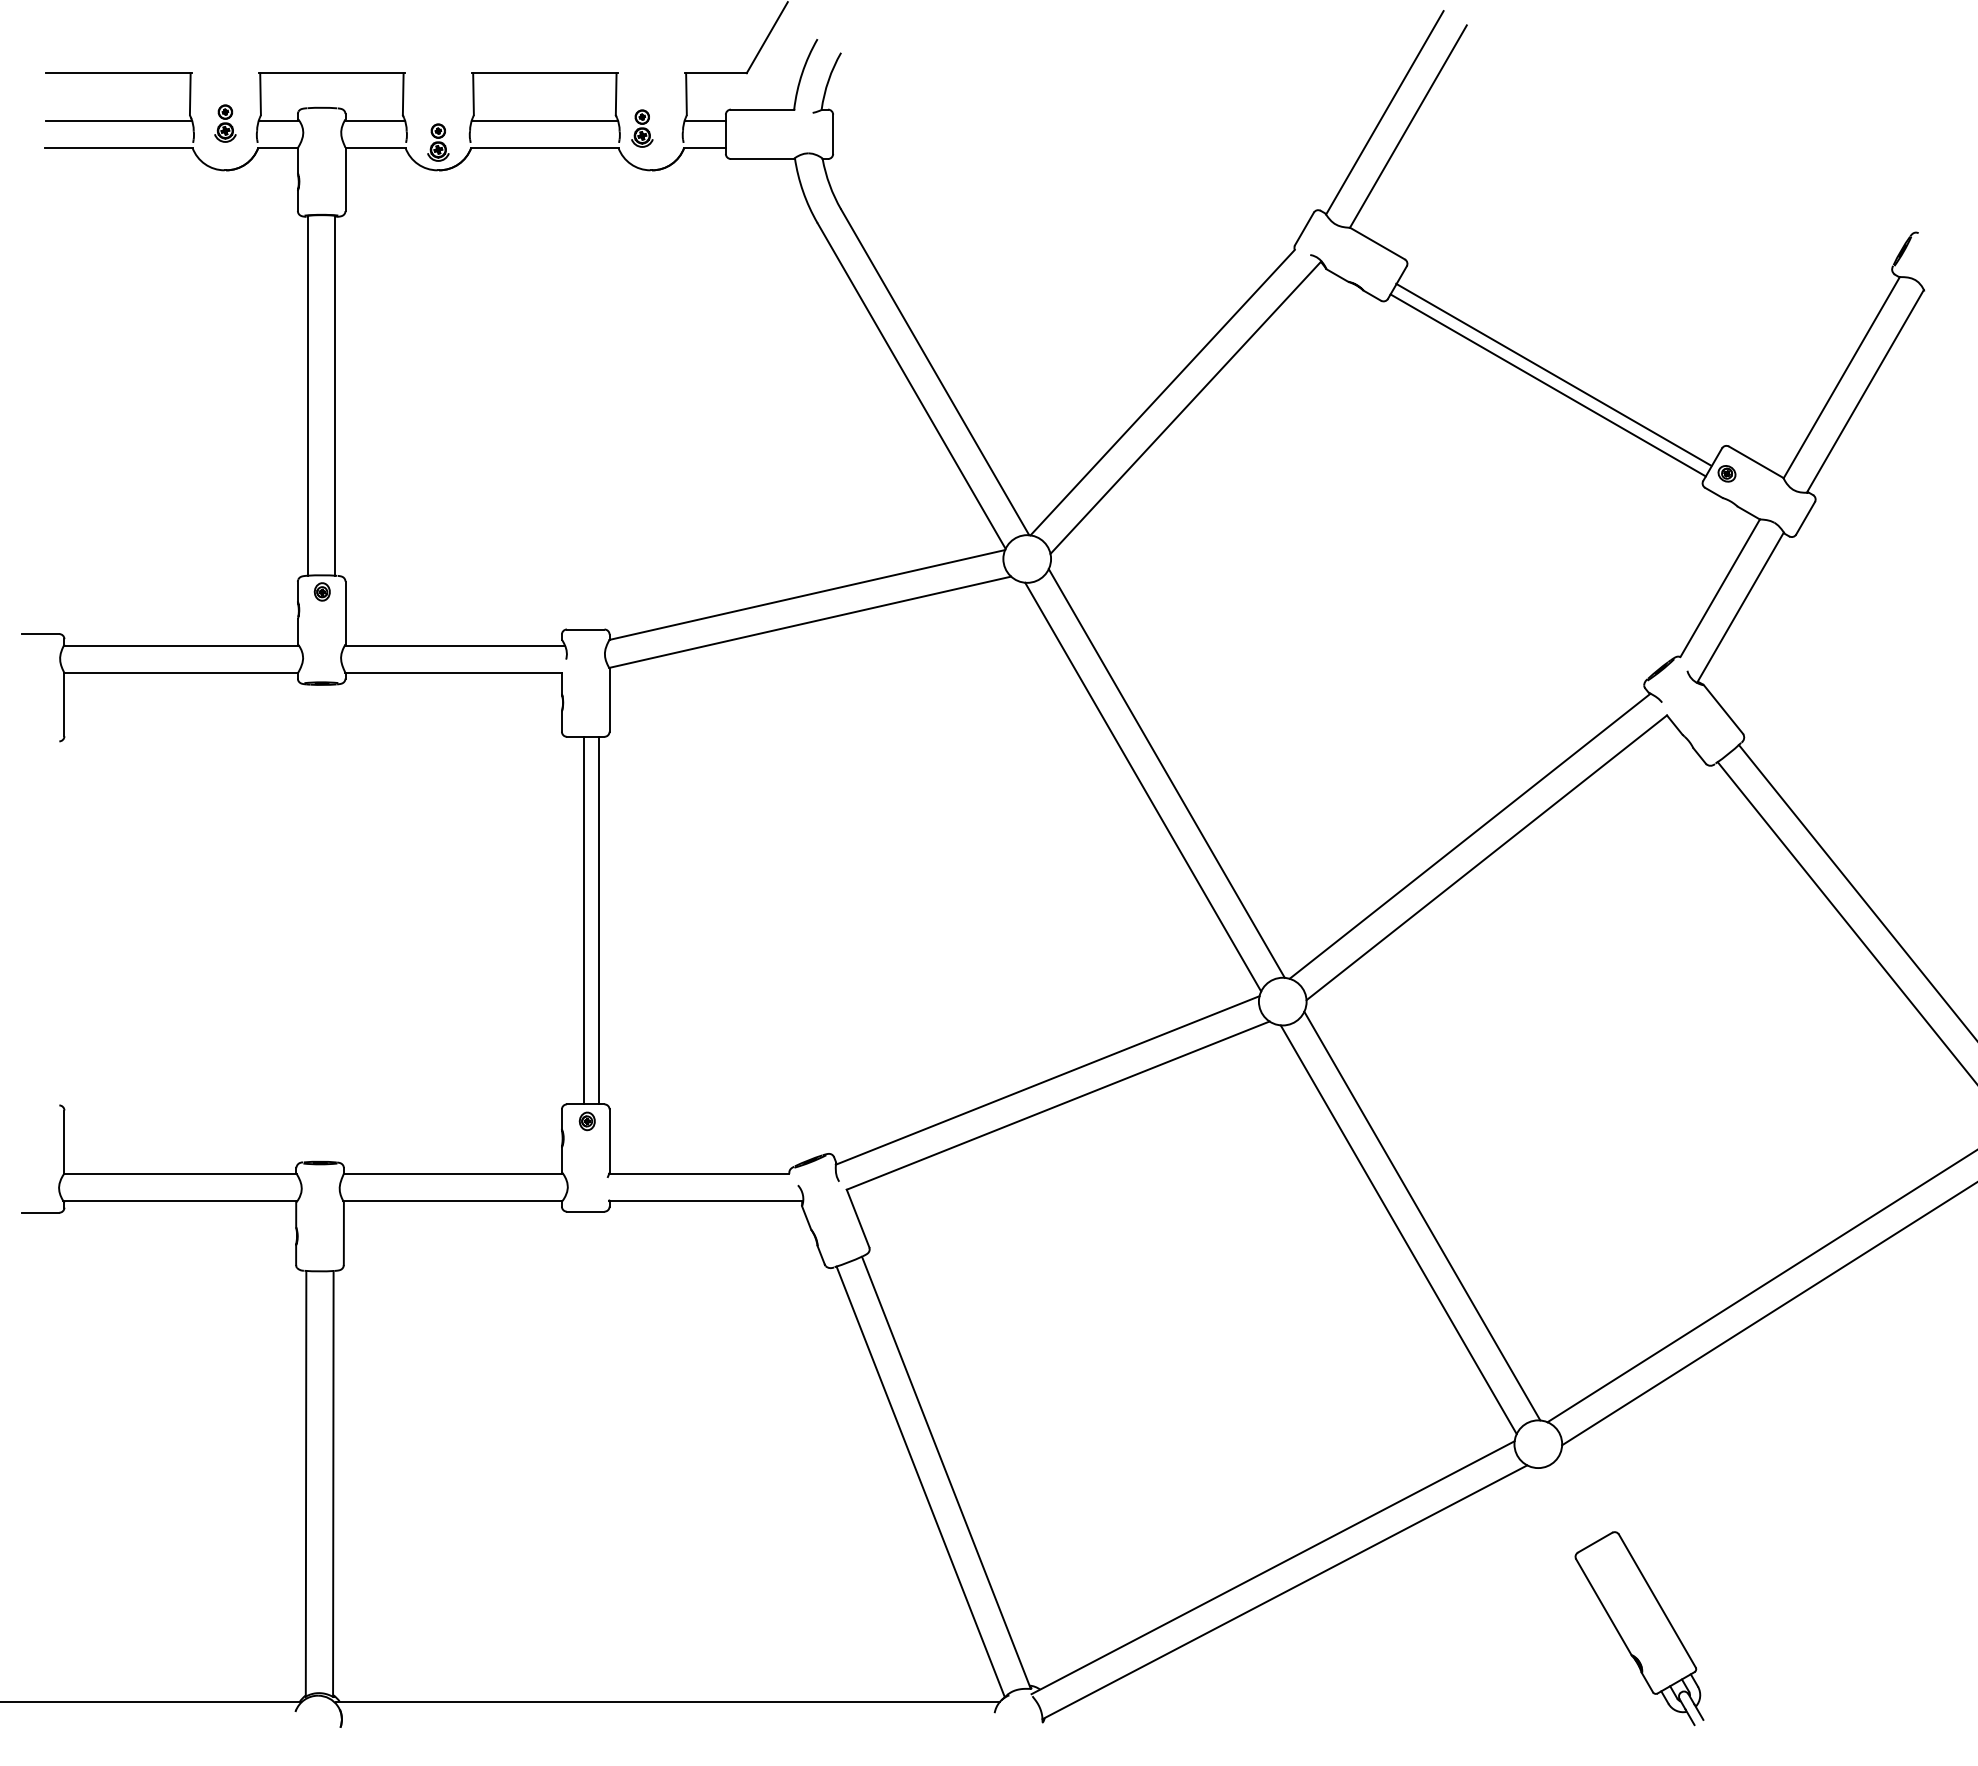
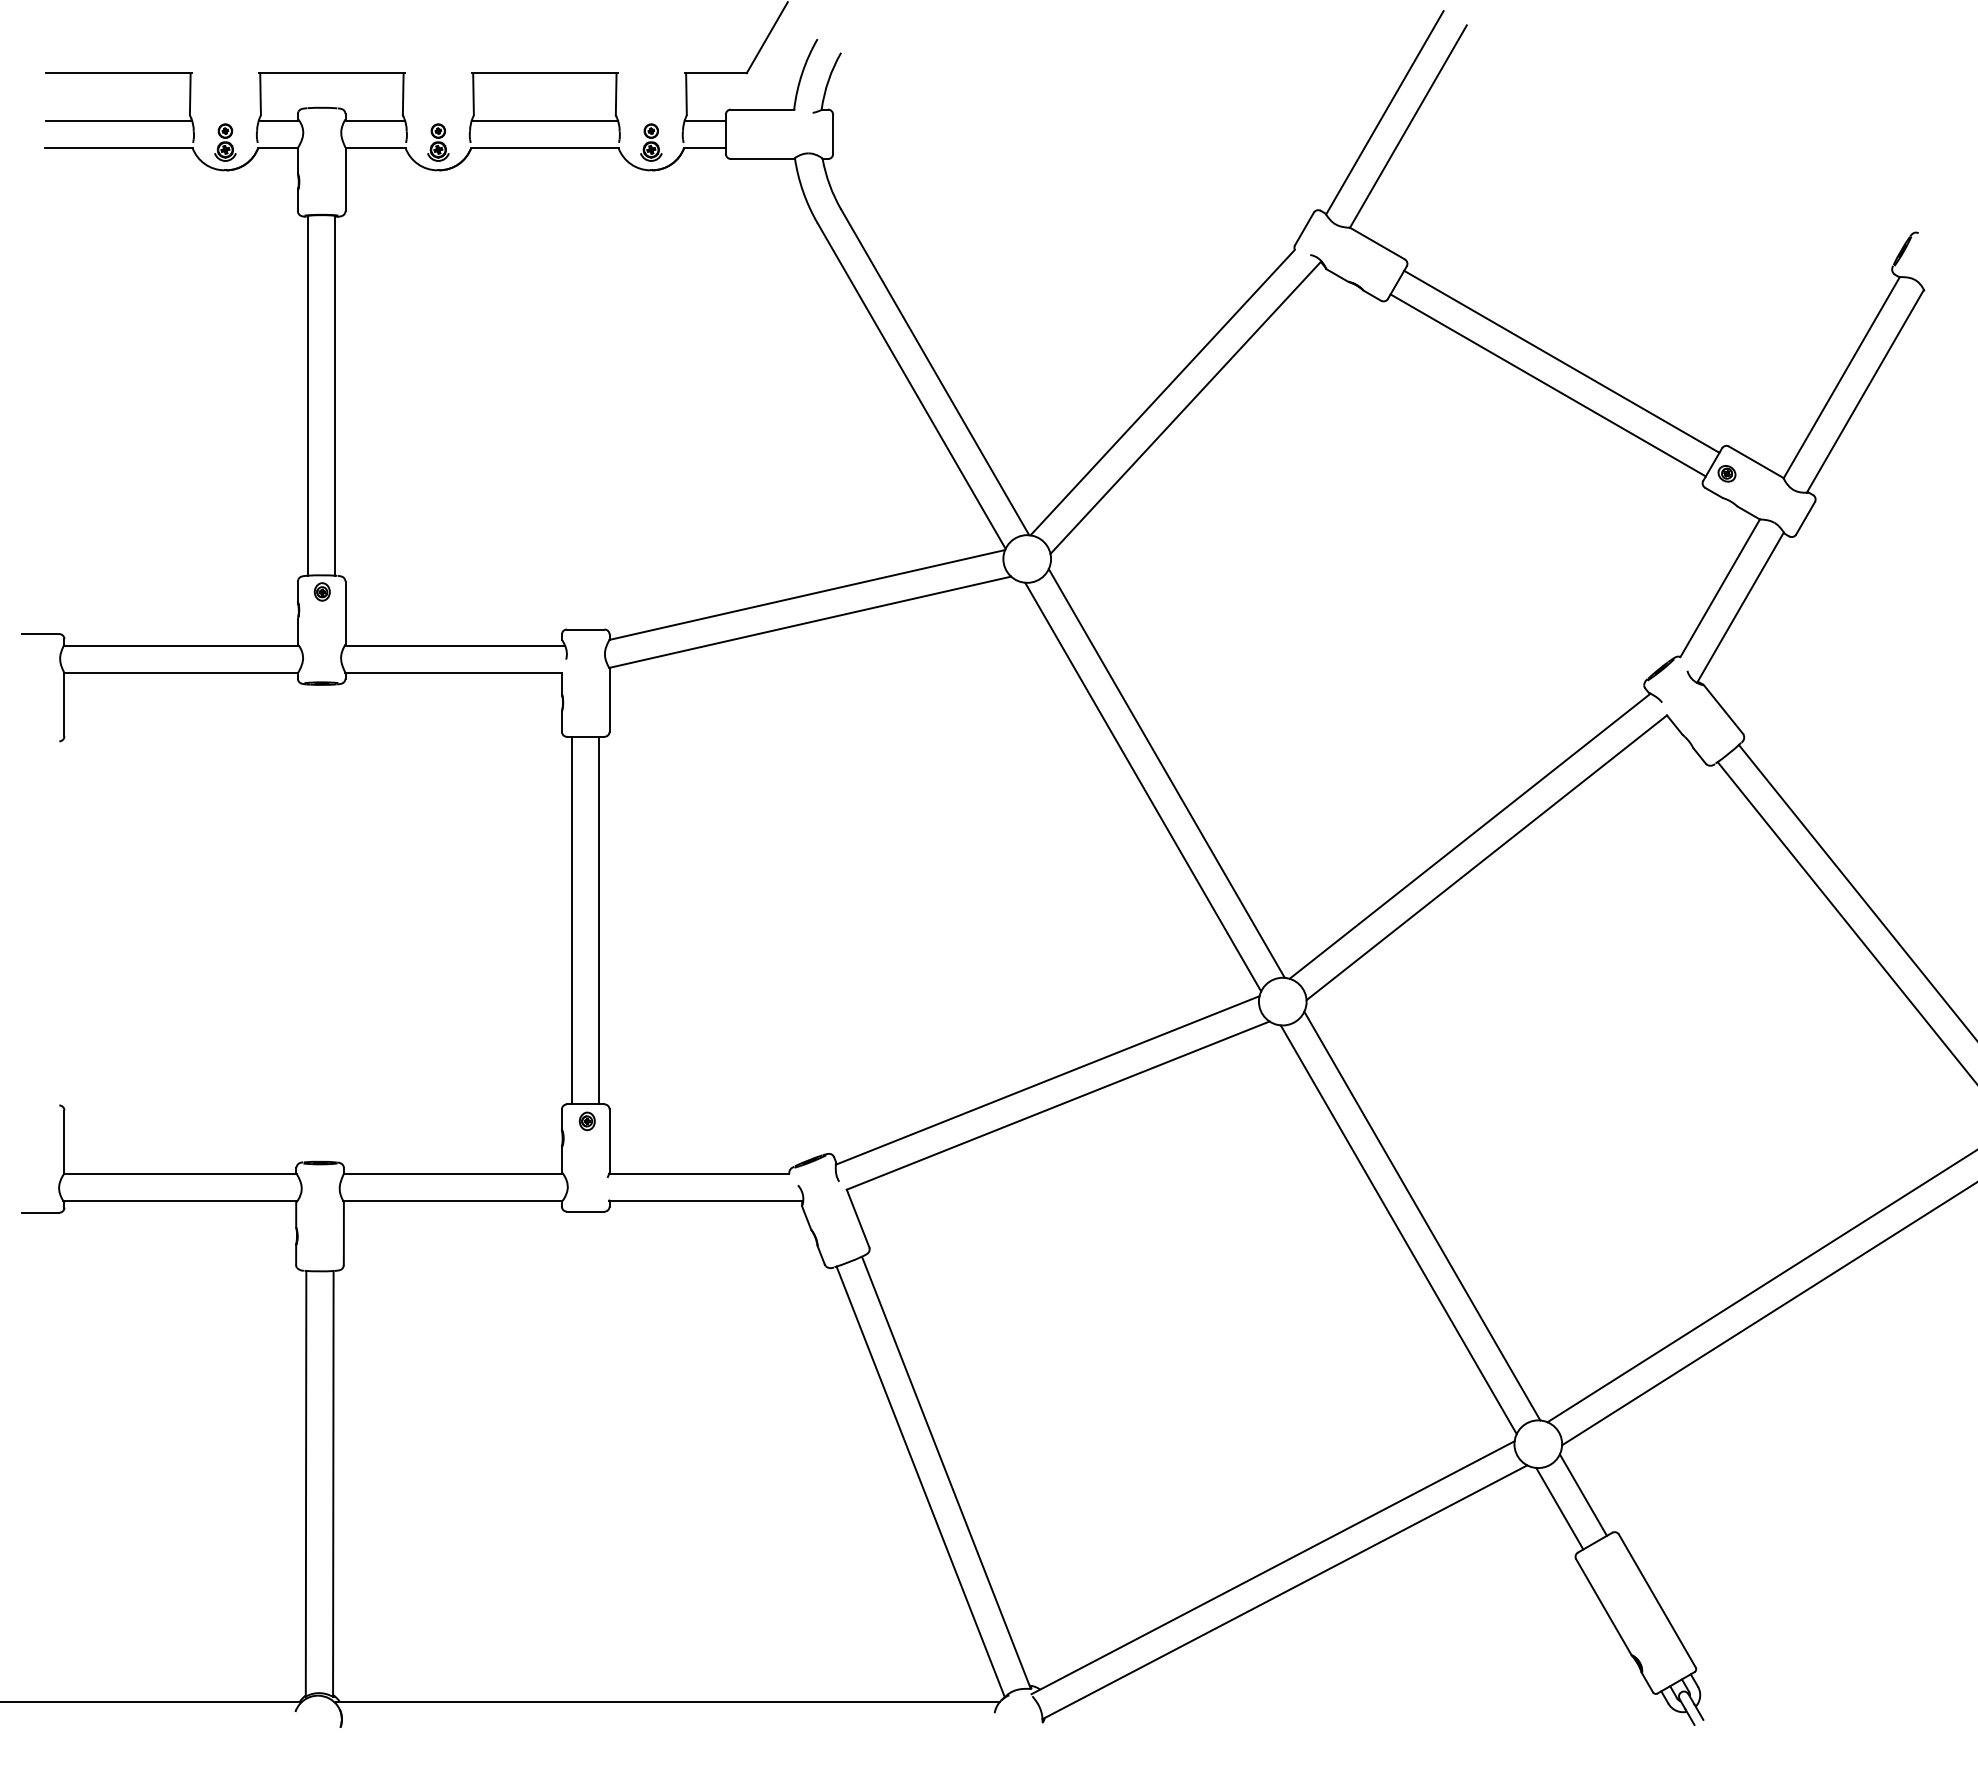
part position: (225, 123) -> (225, 142) (225, 142)
part position: (642, 128) -> (651, 142) (651, 142)
line position: (1553, 374) -> (1561, 361) (1561, 361)
line position: (584, 920) -> (572, 920) (572, 920)
line: none -> present (1582, 1494)
line: none -> present (1559, 1508)
